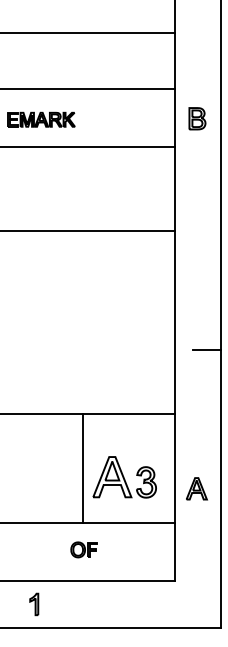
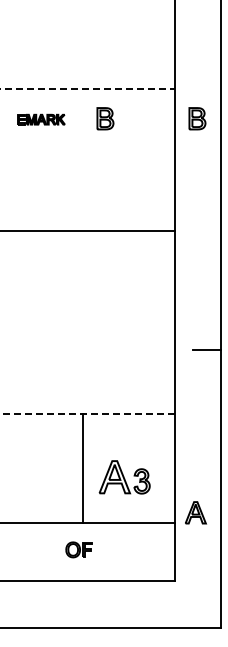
line: present -> none (88, 32)
line: solid -> dashed (87, 88)
part: none -> present (105, 118)
part size: 69x17 px -> 49x13 px (41, 119)
line: present -> none (88, 147)
line: solid -> dashed (87, 414)
part size: 65x43 px -> 53x35 px (124, 477)
part position: (196, 488) -> (195, 512) (195, 512)
part position: (83, 549) -> (78, 549) (78, 549)
part: present -> none (34, 604)
